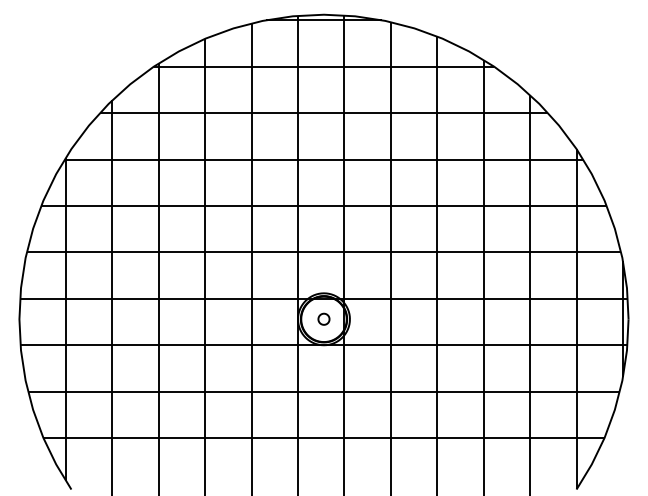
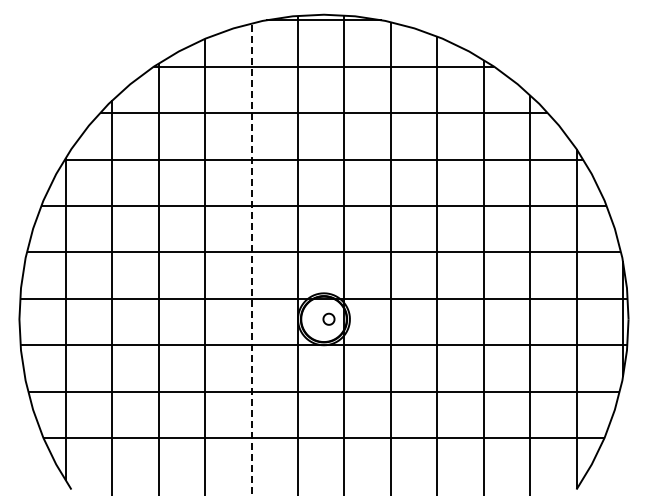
line: solid -> dashed (251, 259)
part position: (323, 318) -> (328, 318) (328, 318)
